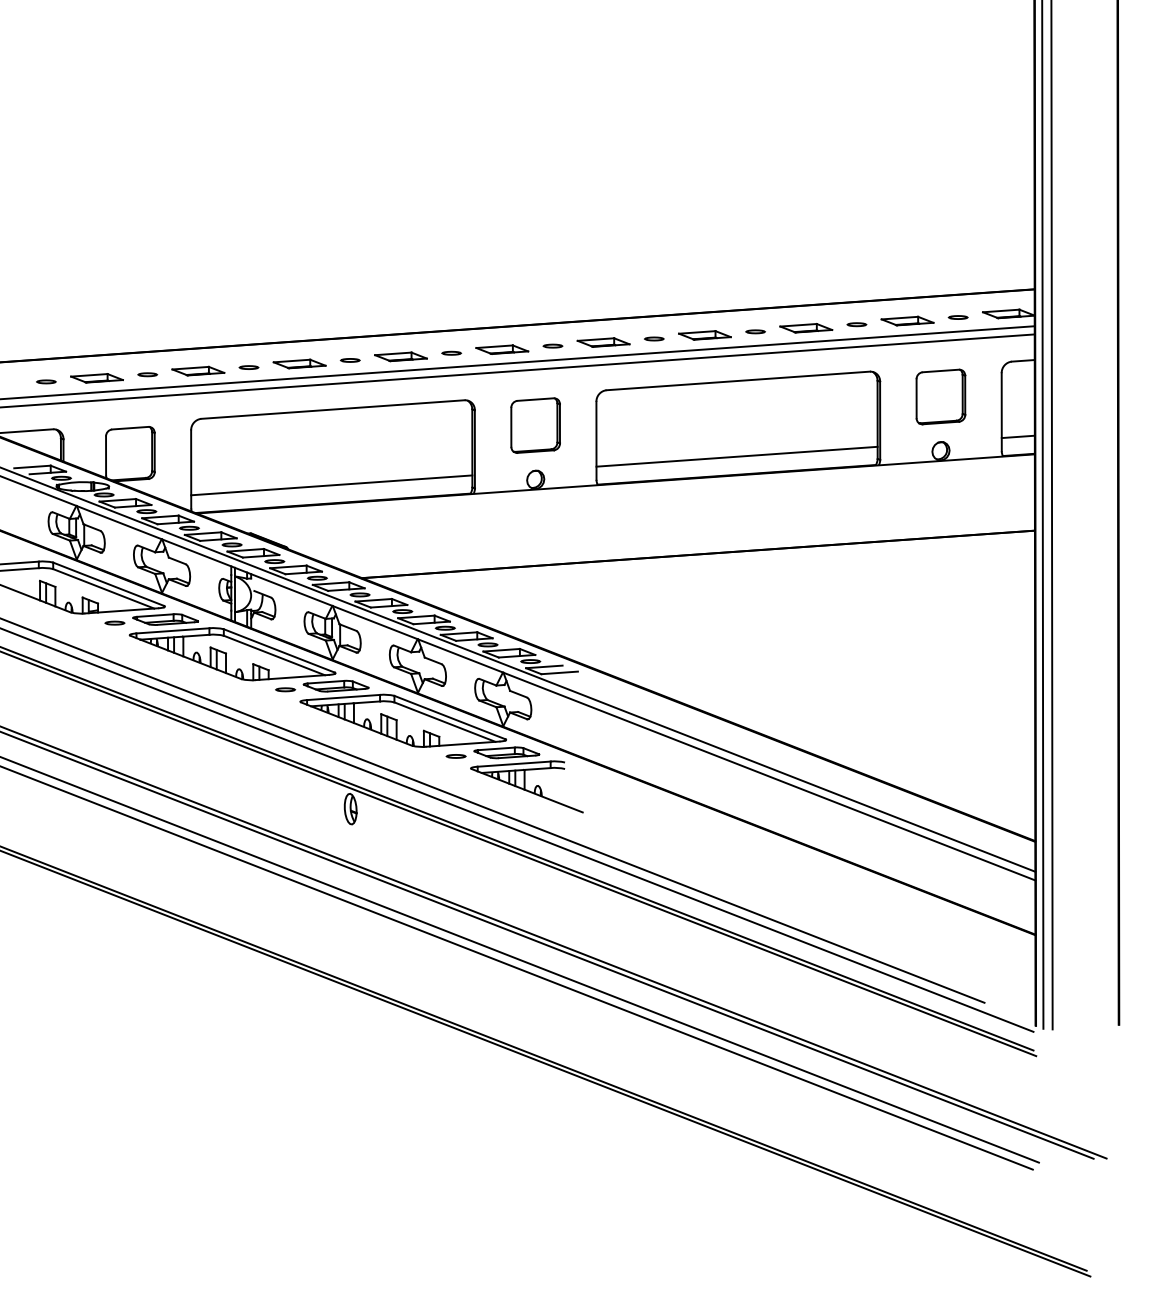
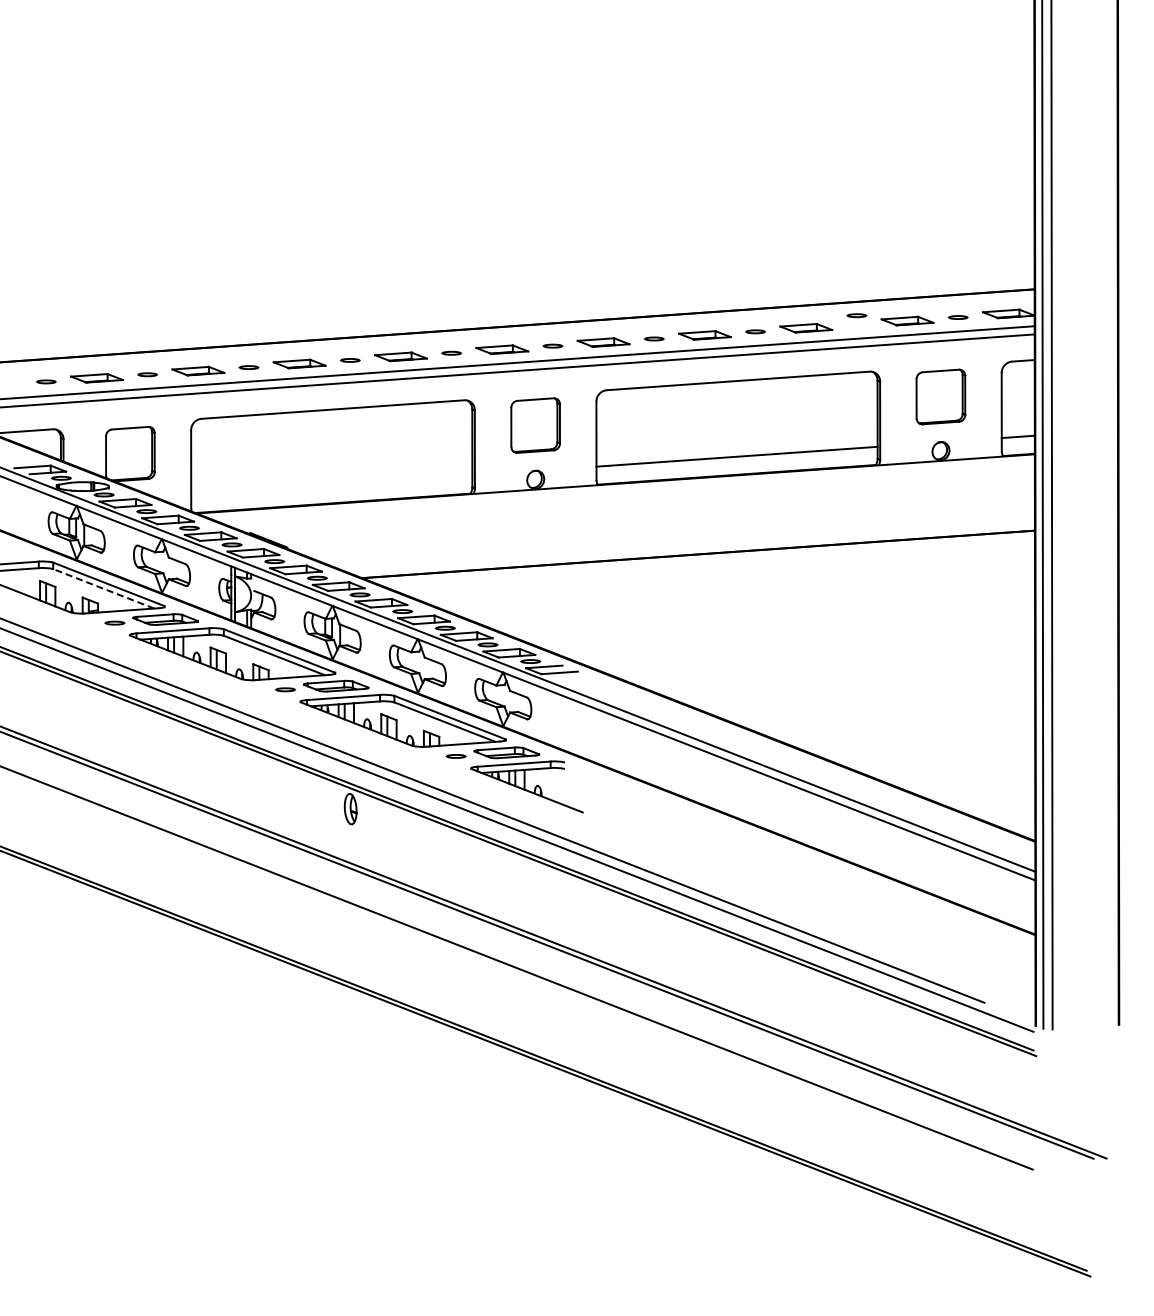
part position: (856, 324) -> (856, 315) (856, 315)
line: present -> none (331, 485)
line: solid -> dashed (103, 588)
line: present -> none (520, 959)
